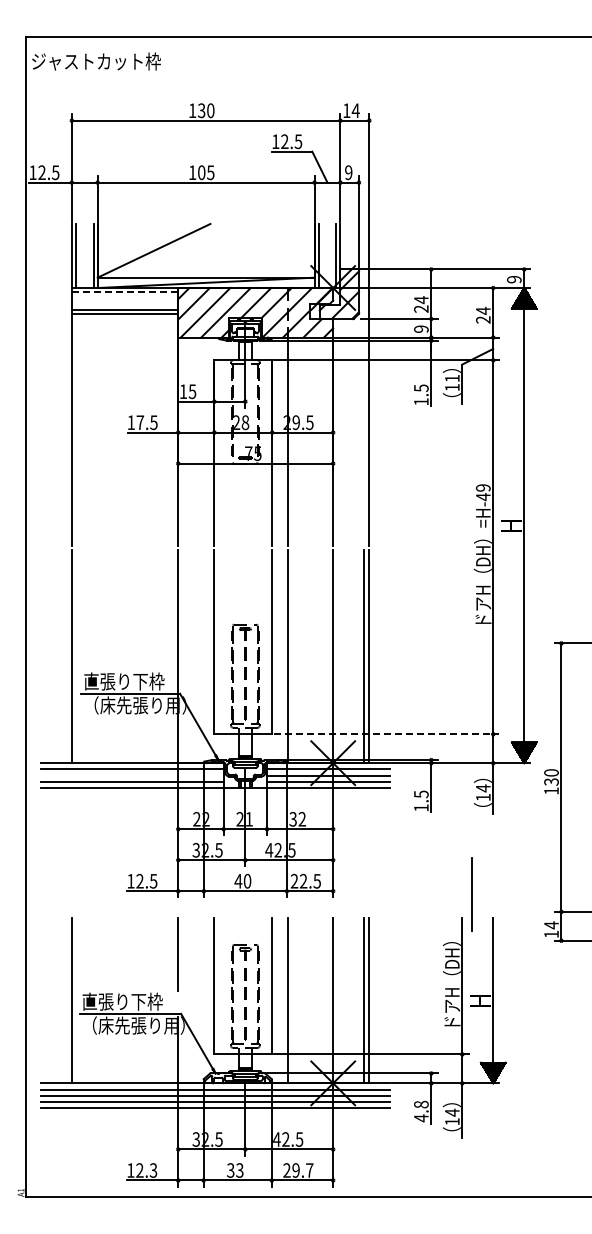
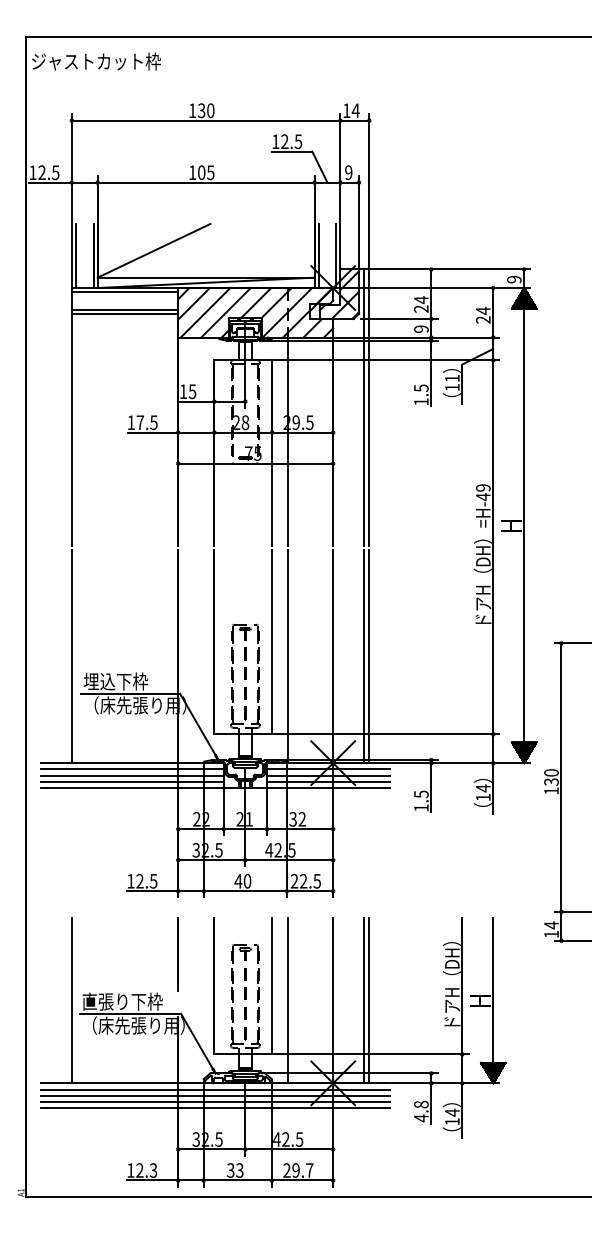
line: dashed -> solid (124, 292)
line: none -> present (364, 407)
text: 直張り下枠 -> 埋込下枠 (124, 681)
line: dashed -> solid (386, 734)
line: none -> present (131, 775)
line: present -> none (471, 894)
